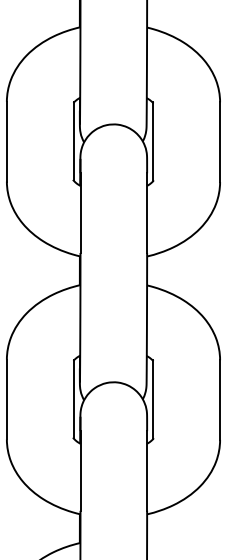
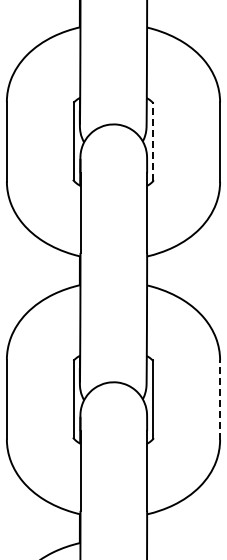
line: solid -> dashed (153, 141)
line: solid -> dashed (220, 400)
